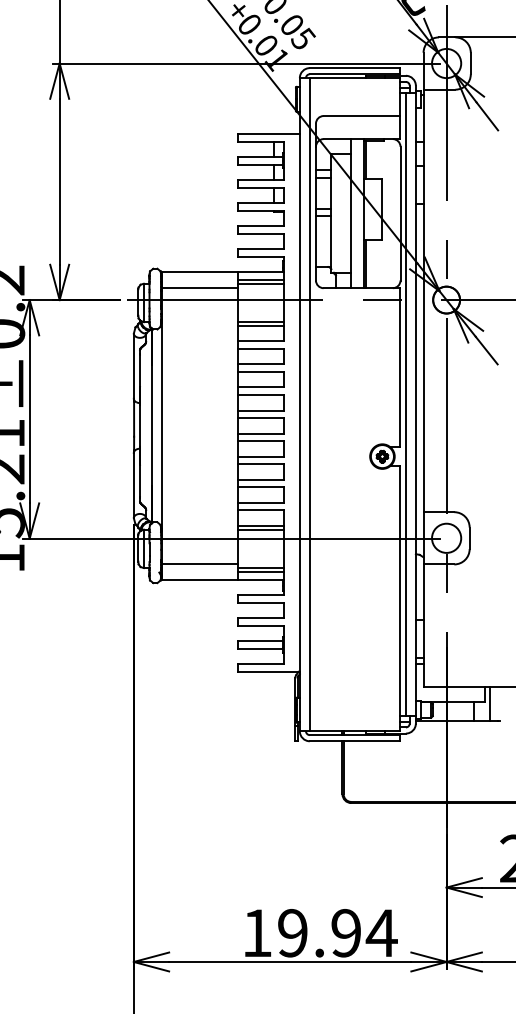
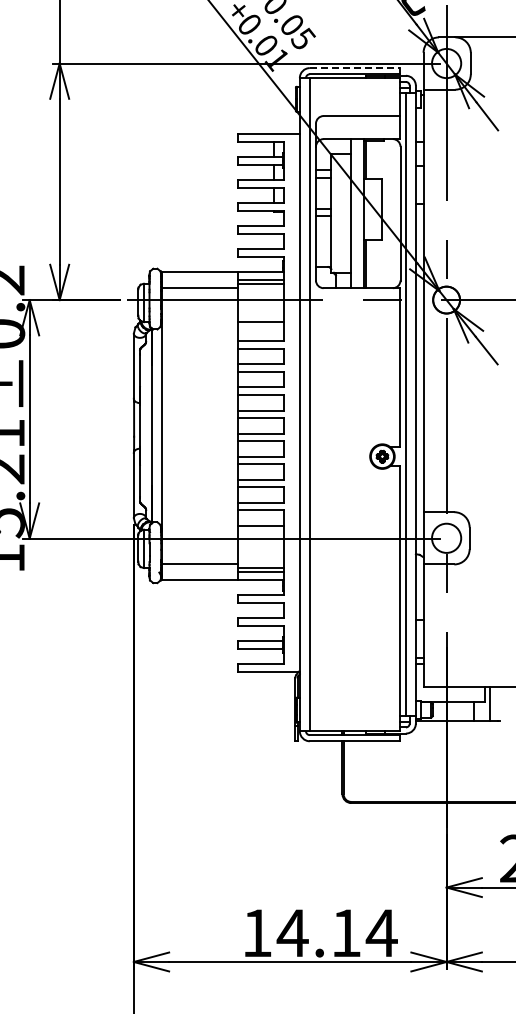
line: solid -> dashed (354, 68)
line: present -> none (261, 326)
line: present -> none (261, 529)
text: 19.94 -> 14.14 (318, 933)
